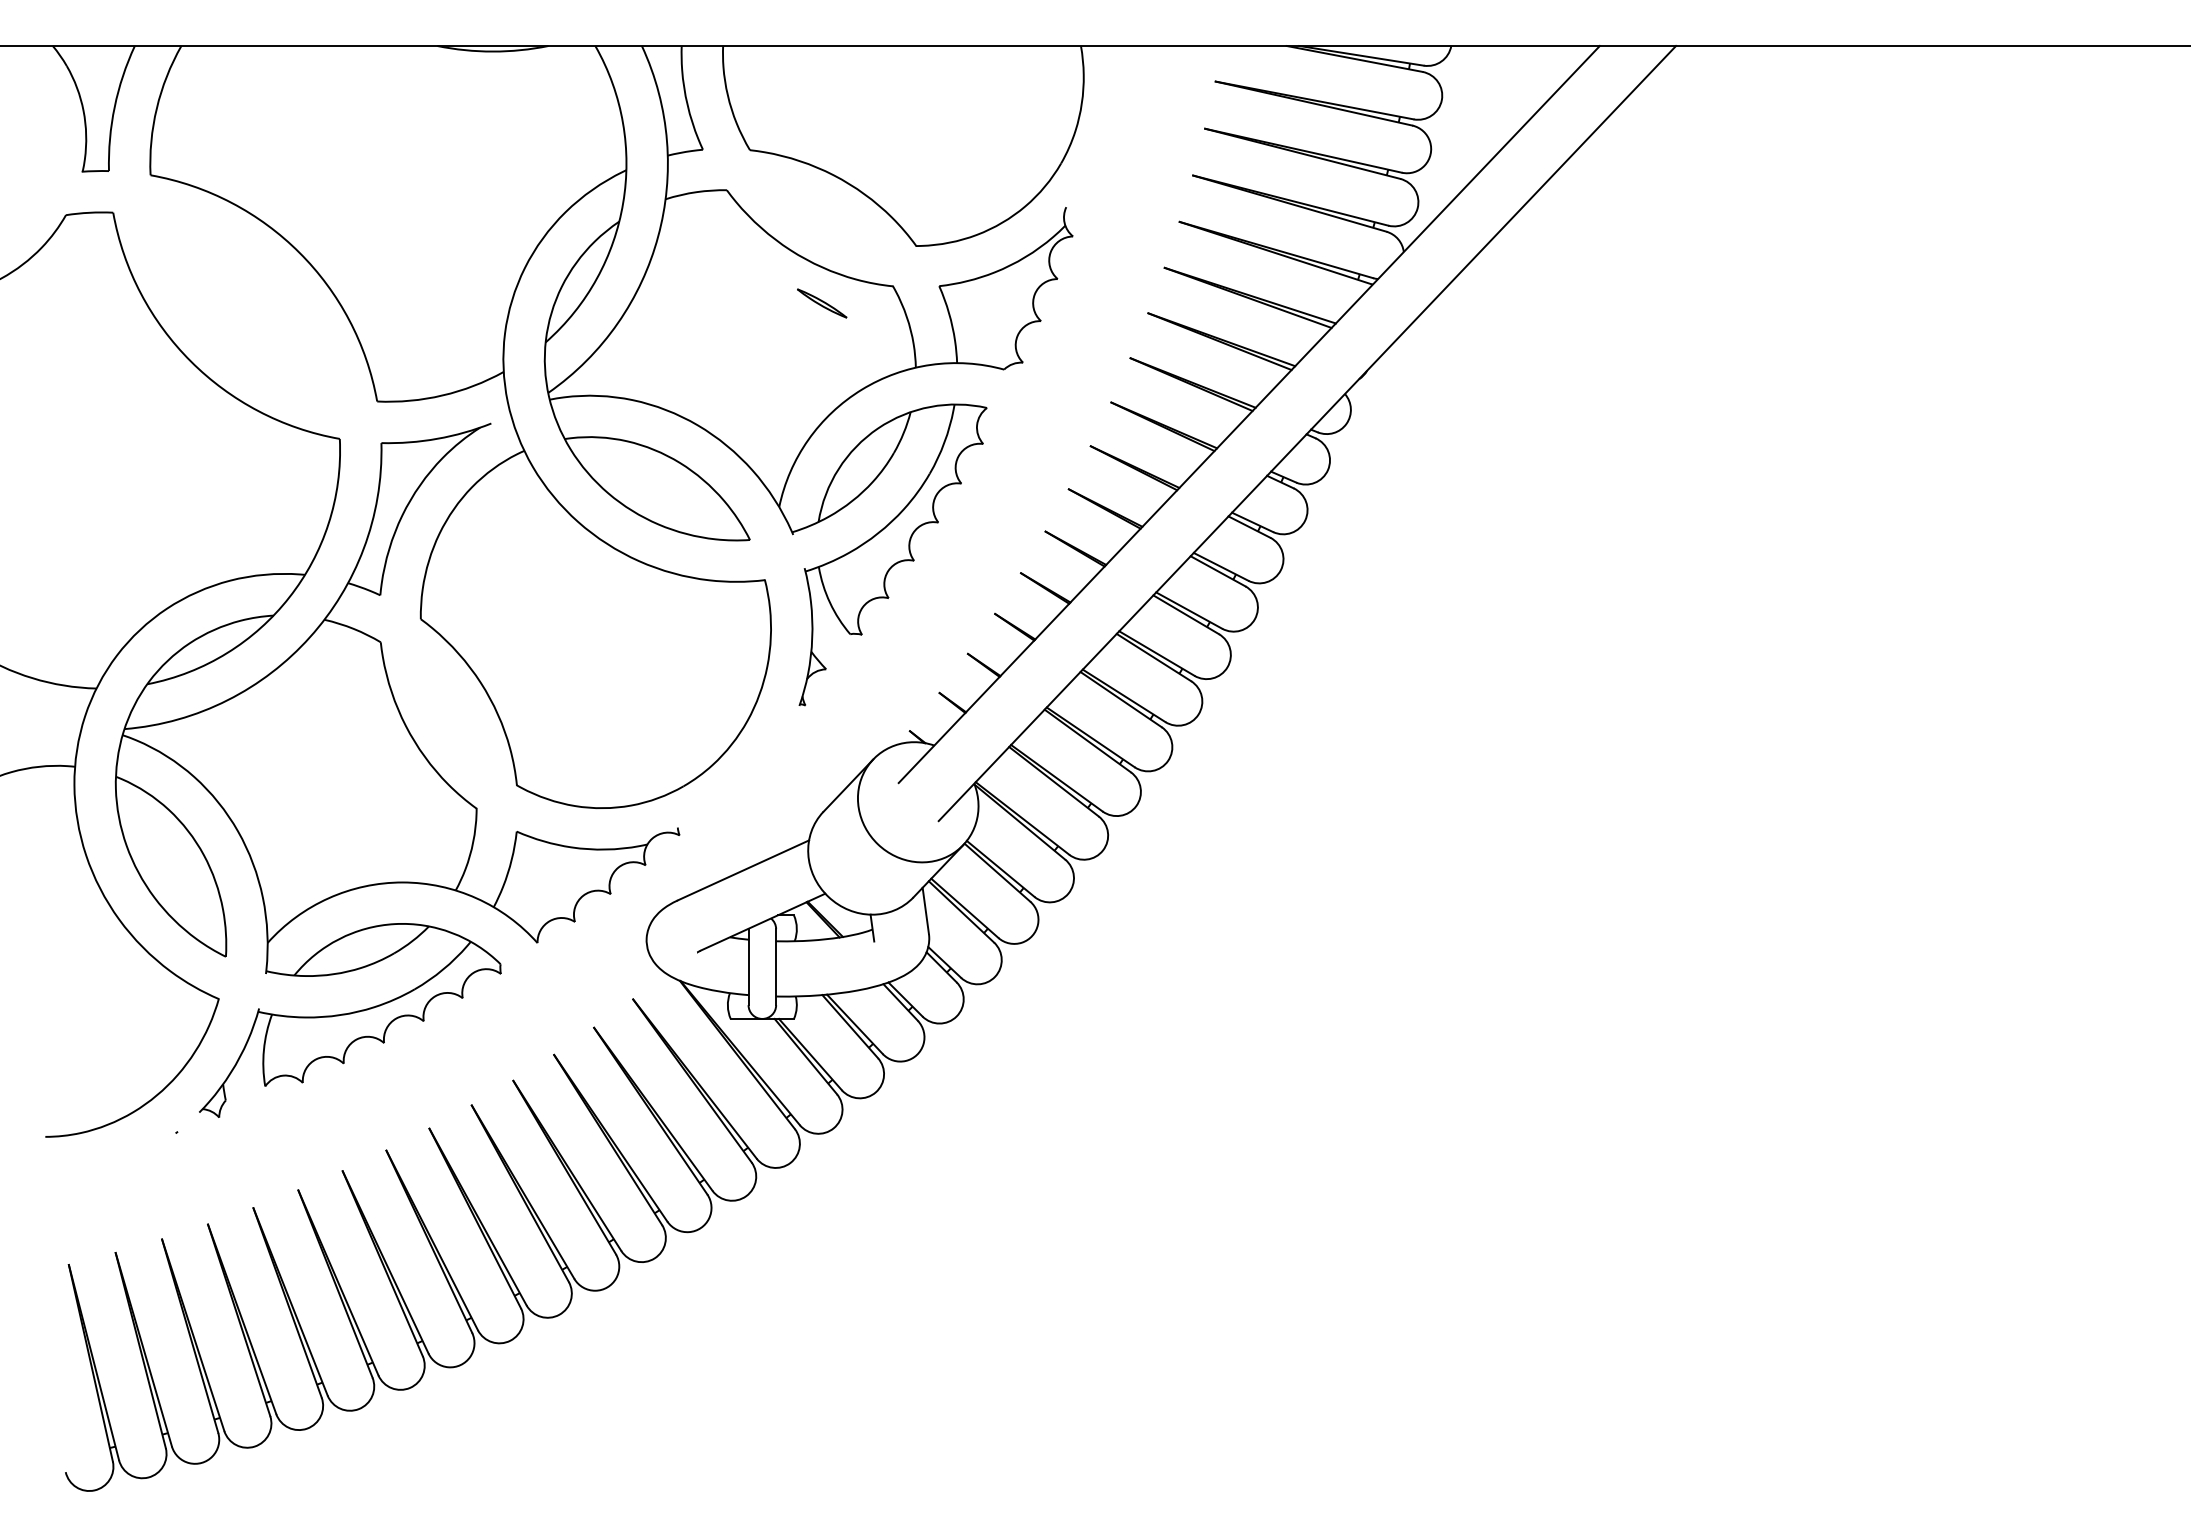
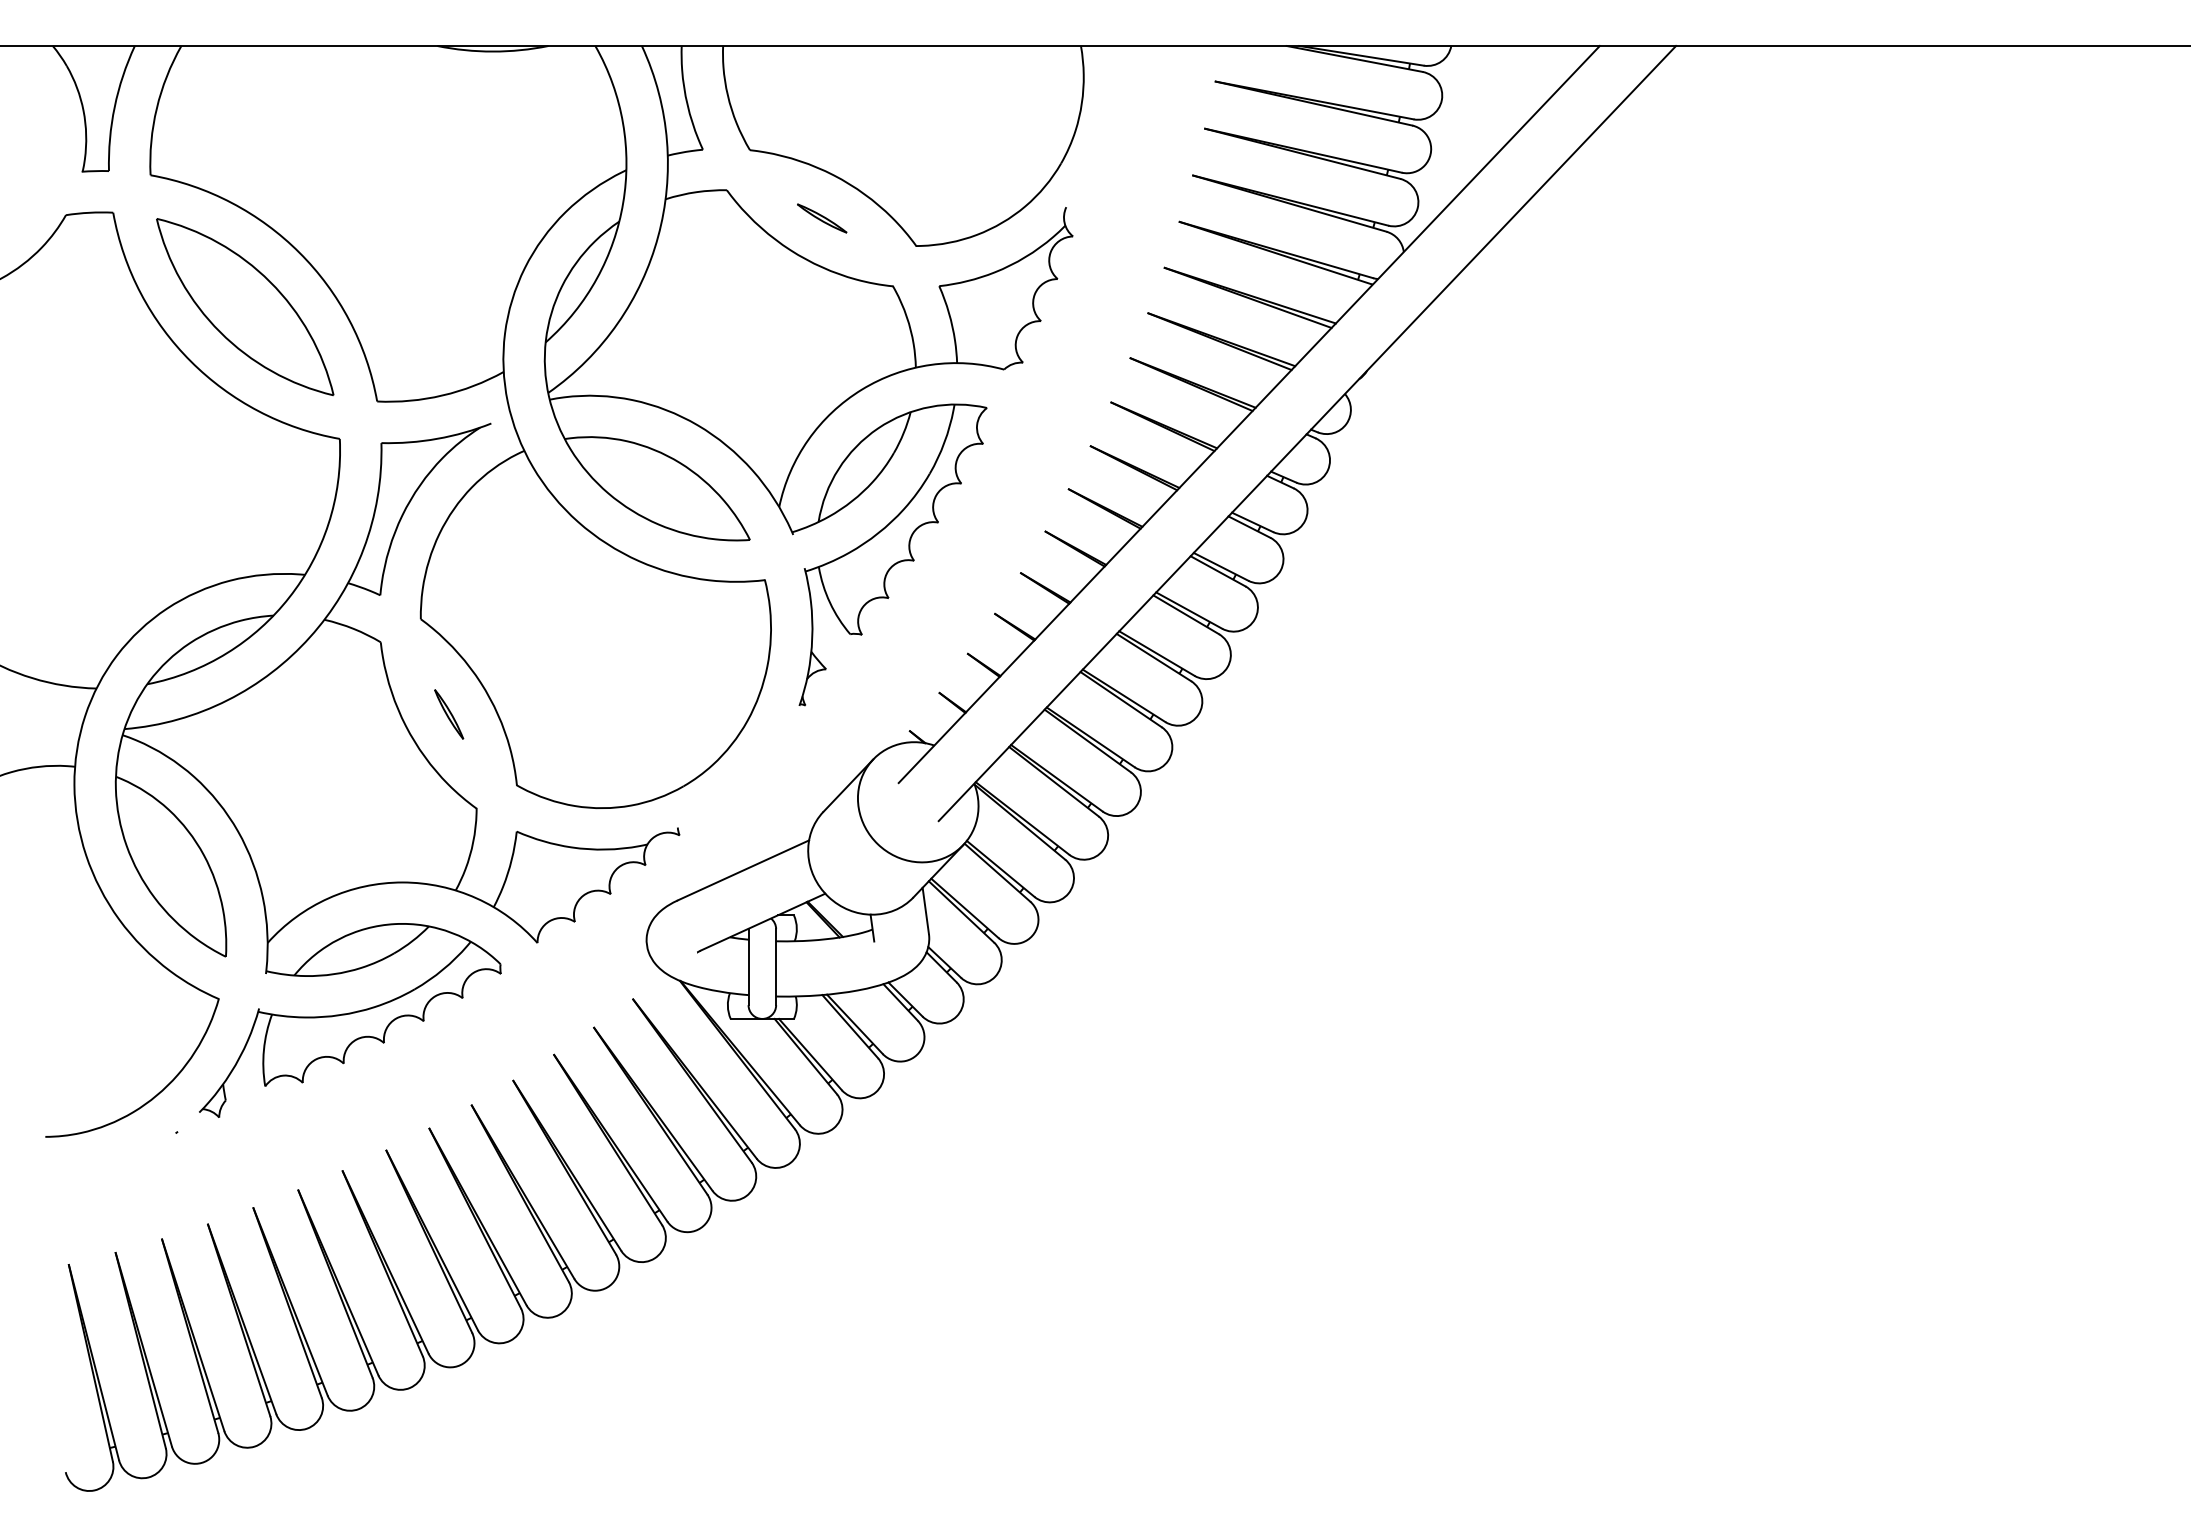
part position: (822, 303) -> (822, 218) (822, 218)
part: none -> present (245, 307)
part: none -> present (449, 714)
